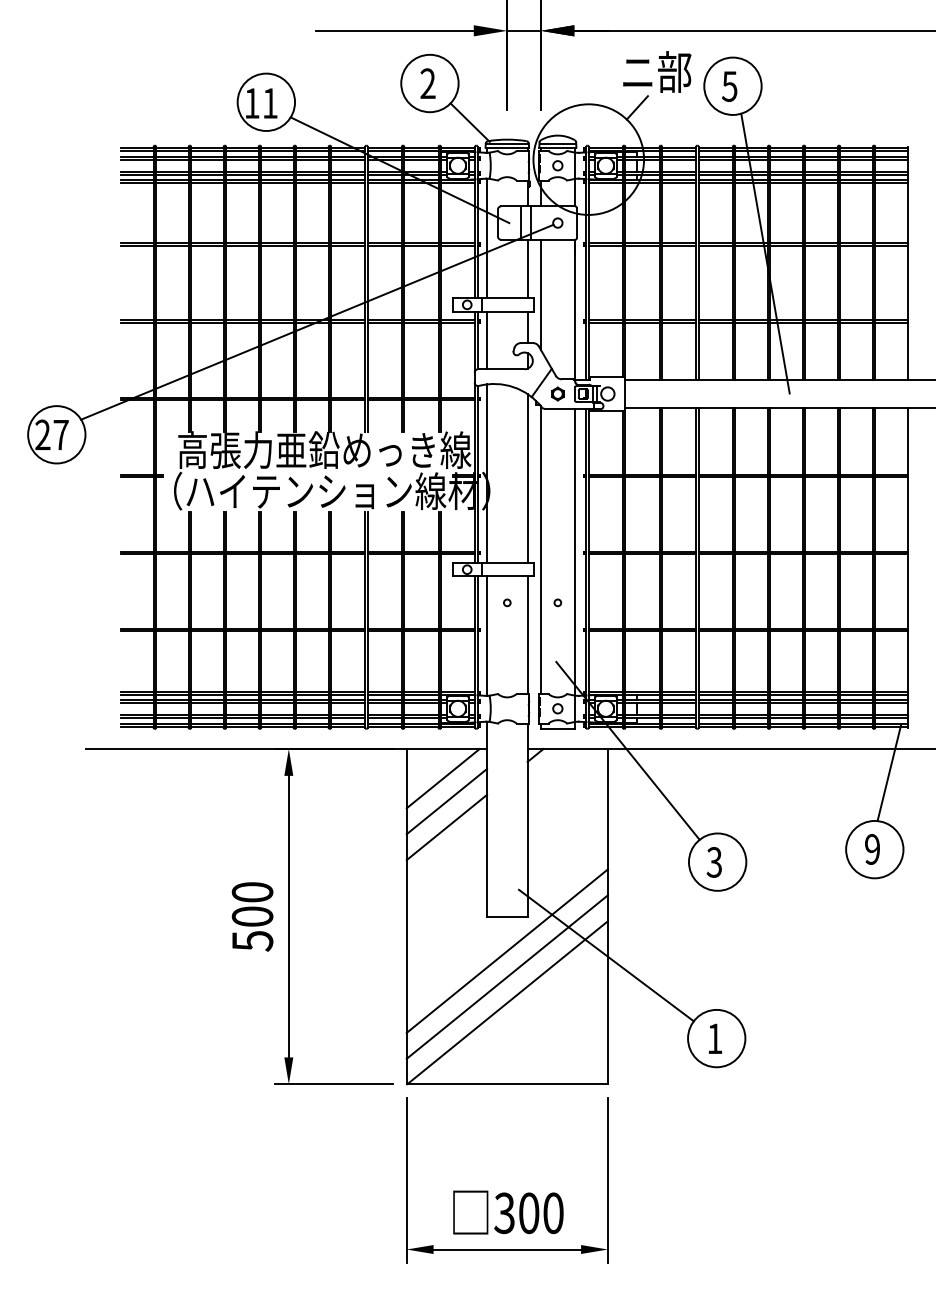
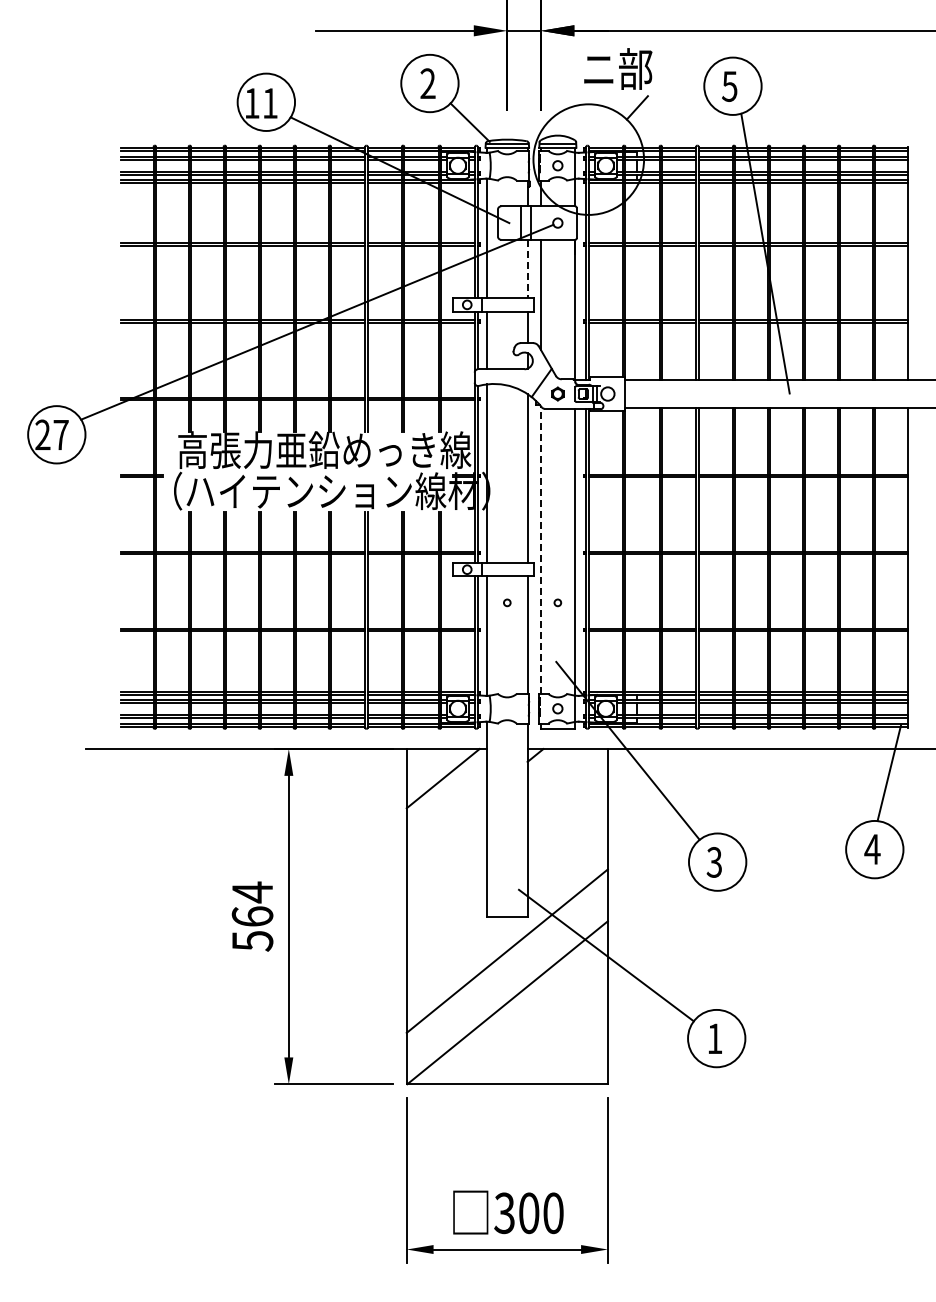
text position: (657, 71) -> (618, 68) (618, 68)
line: solid -> dashed (527, 269)
line: solid -> dashed (540, 550)
line: present -> none (446, 801)
line: present -> none (446, 827)
text: 9 -> 4 (872, 849)
text: 500 -> 564 (252, 903)
line: present -> none (506, 976)
